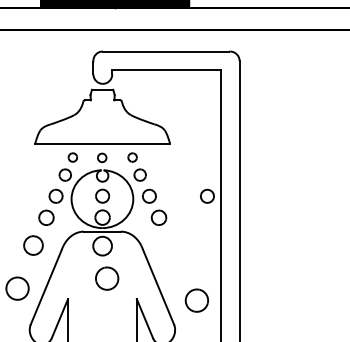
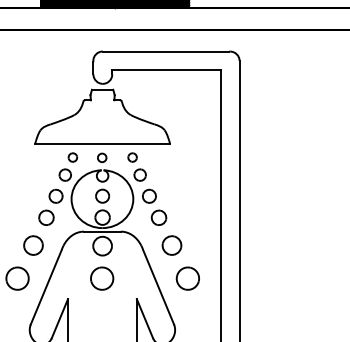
part: present -> none (207, 195)
part: none -> present (171, 245)
part position: (107, 278) -> (102, 278) (102, 278)
part position: (17, 288) -> (17, 278) (17, 278)
part position: (196, 300) -> (187, 278) (187, 278)
